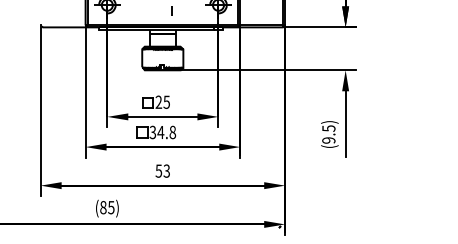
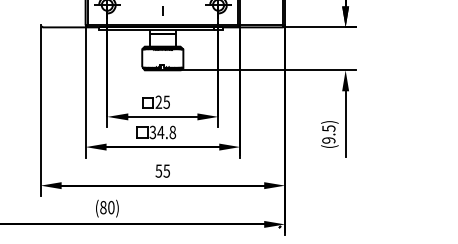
line position: (171, 10) -> (162, 10) (162, 10)
text: 53 -> 55 (166, 170)
text: (85) -> (80) (111, 207)
